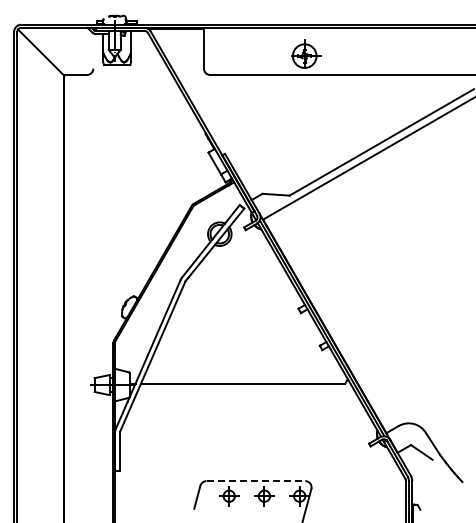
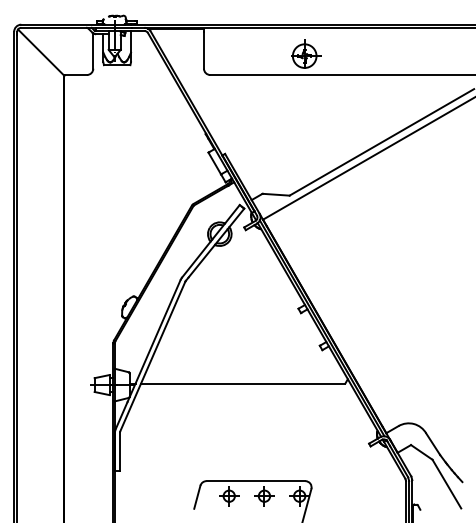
line: none -> present (93, 50)
line: dashed -> solid (256, 481)
line: none -> present (446, 483)
